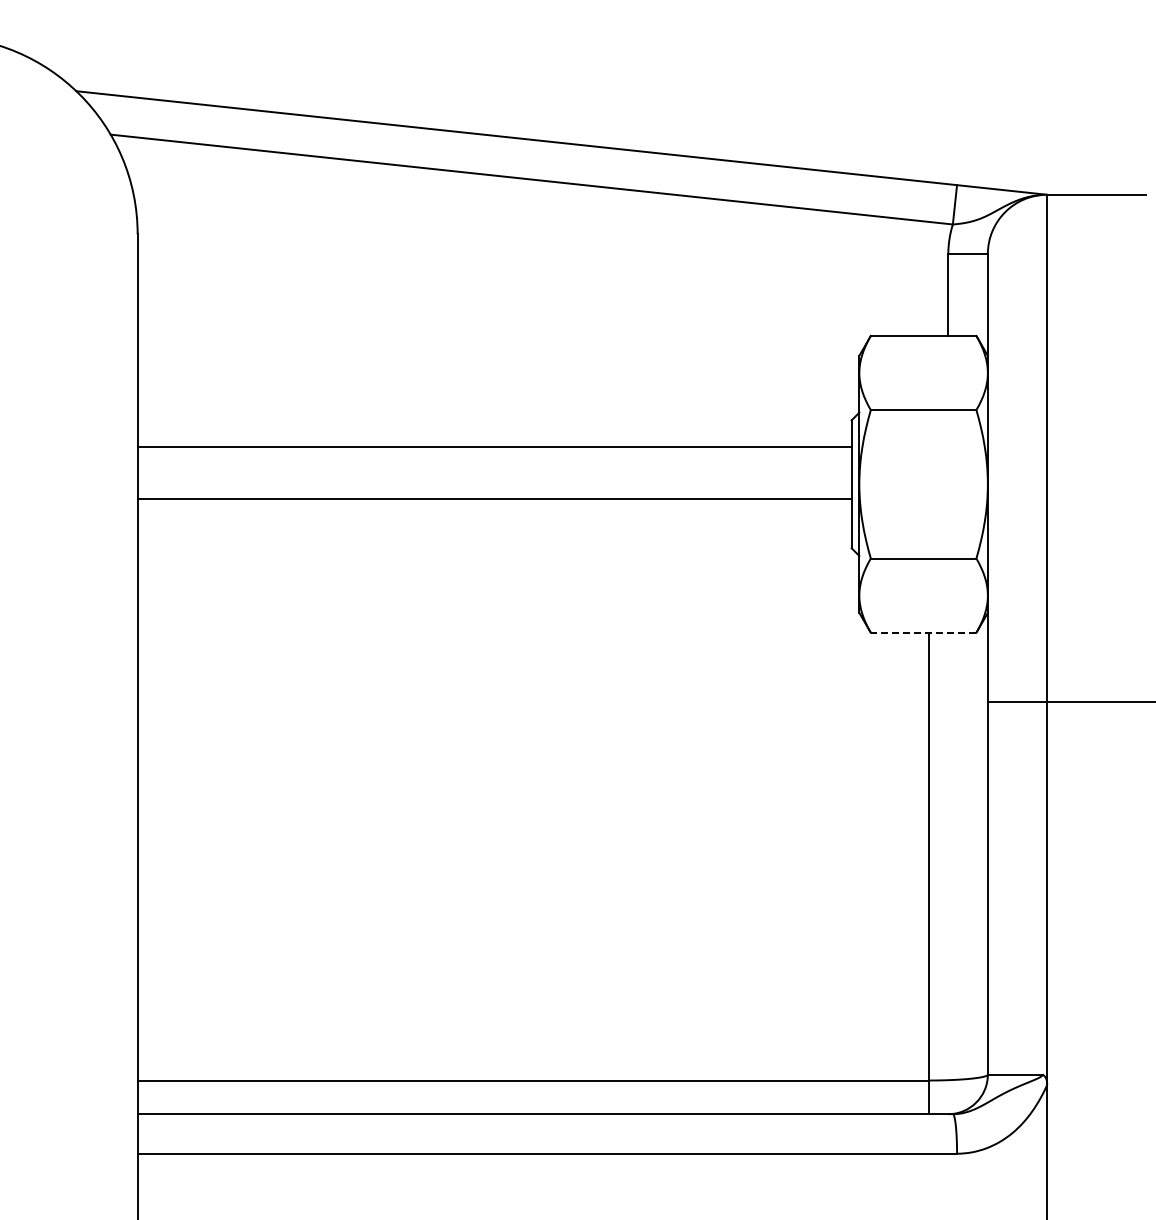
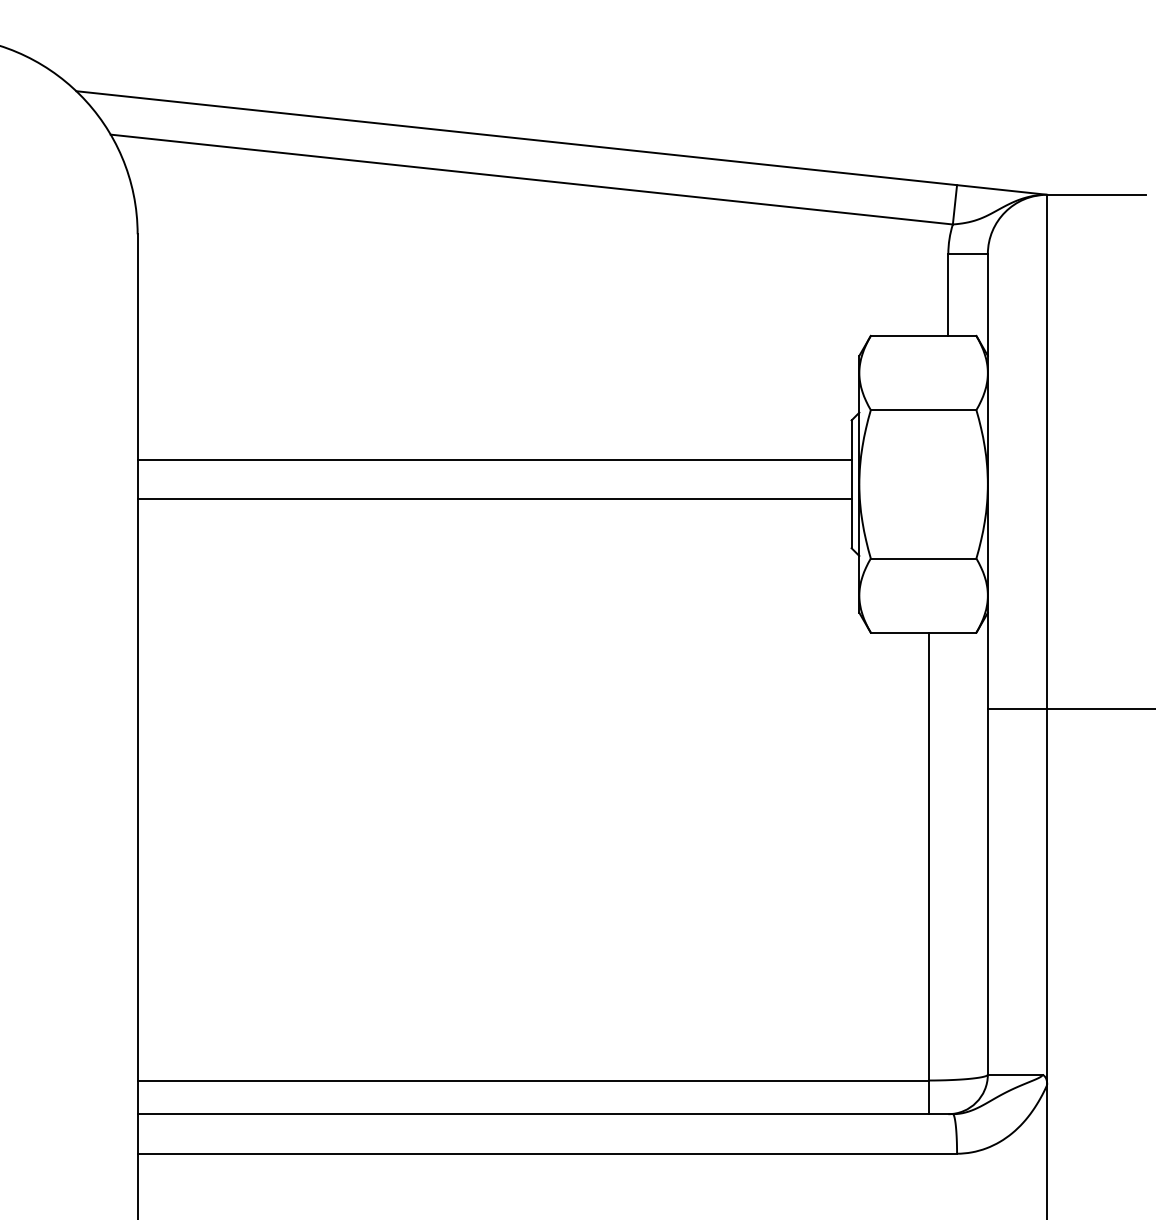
line position: (494, 446) -> (494, 459) (494, 459)
line: dashed -> solid (923, 632)
line position: (1069, 701) -> (1069, 708) (1069, 708)
